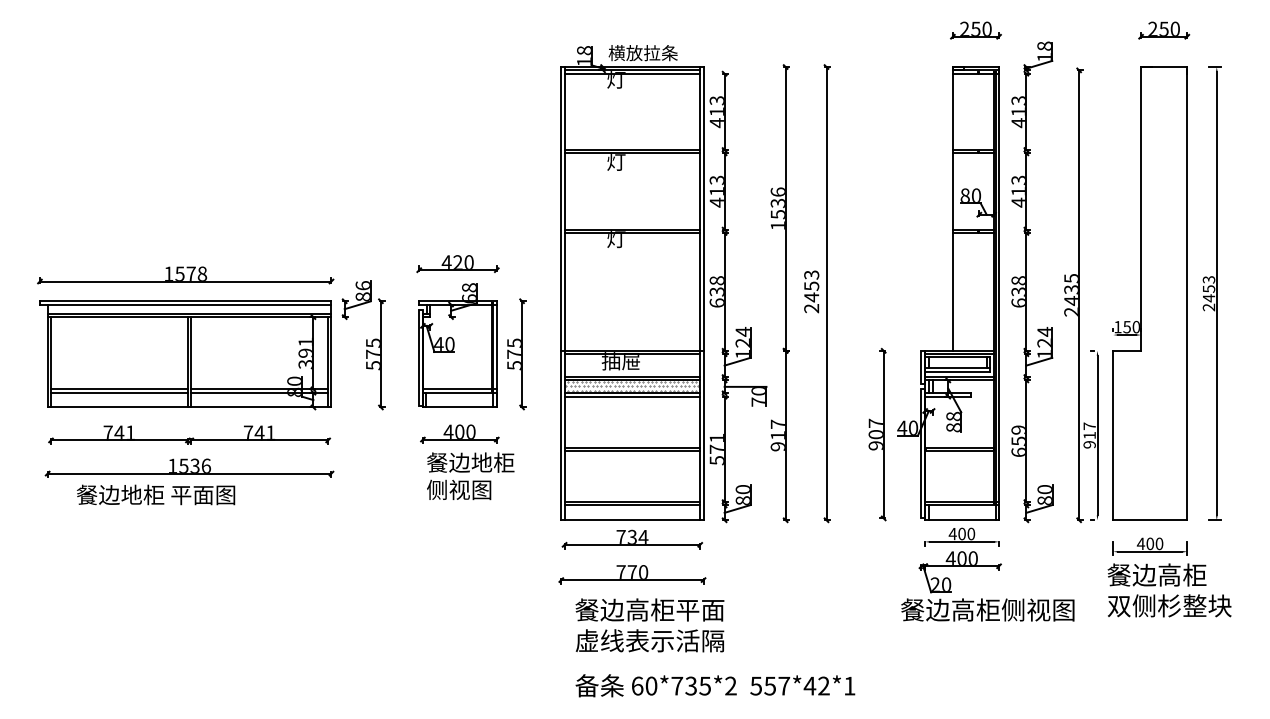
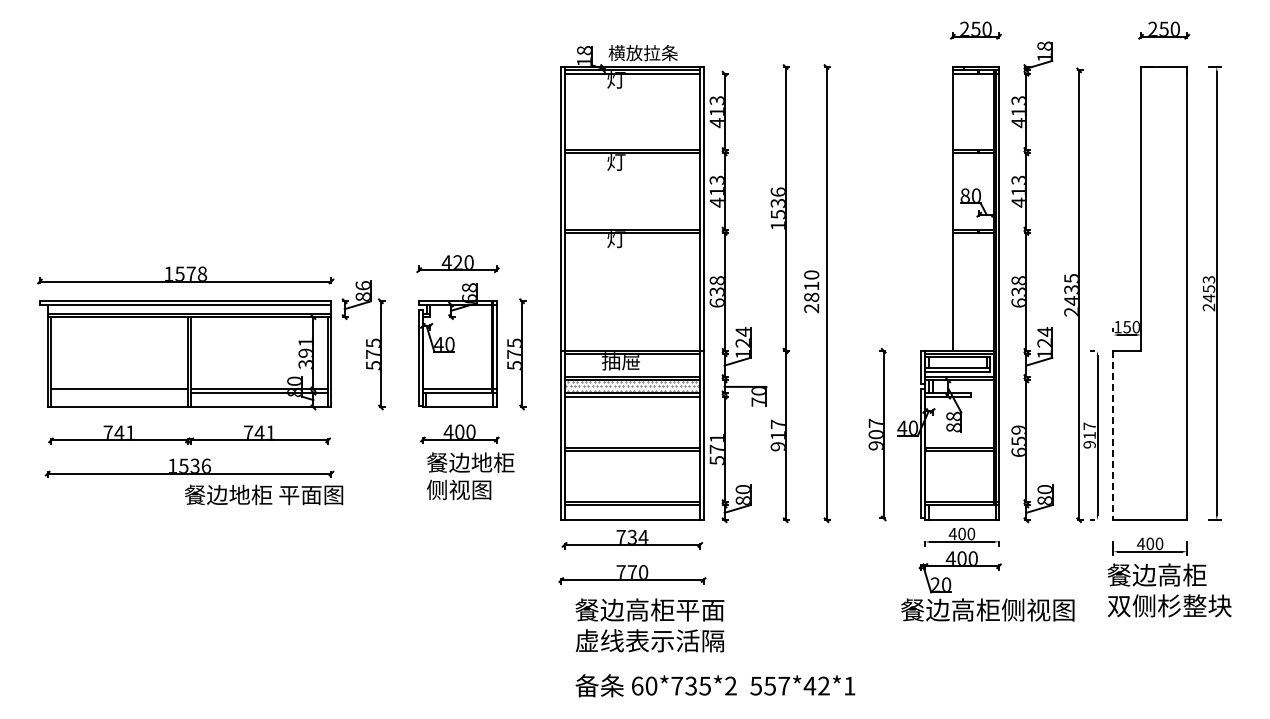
text: 2453 -> 2810 (811, 286)
line: present -> none (119, 392)
line: solid -> dashed (1113, 435)
text position: (156, 494) -> (264, 494) (264, 494)
